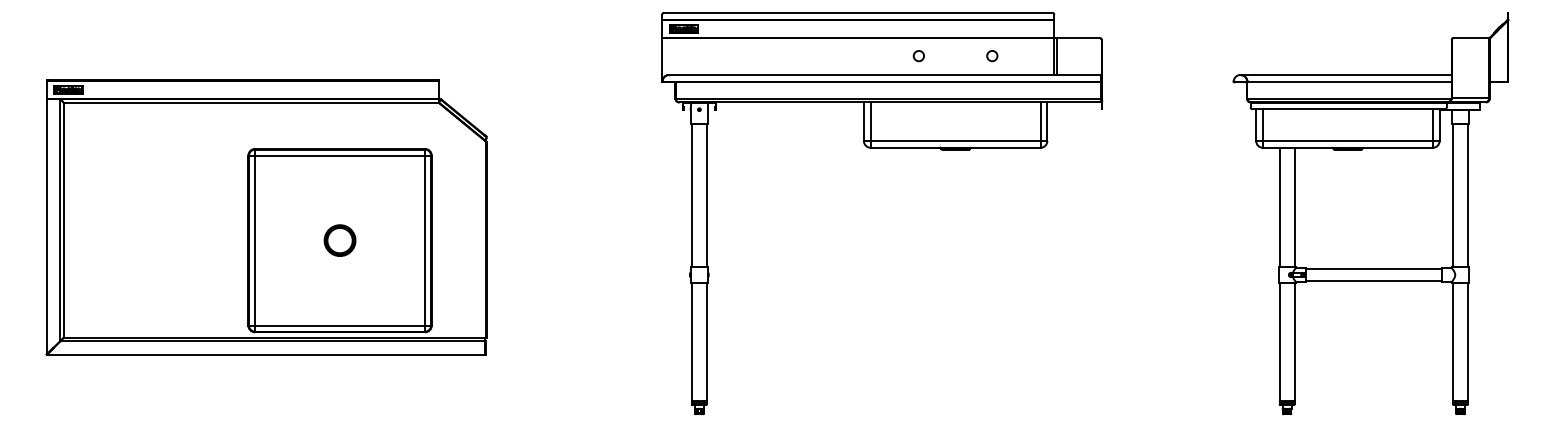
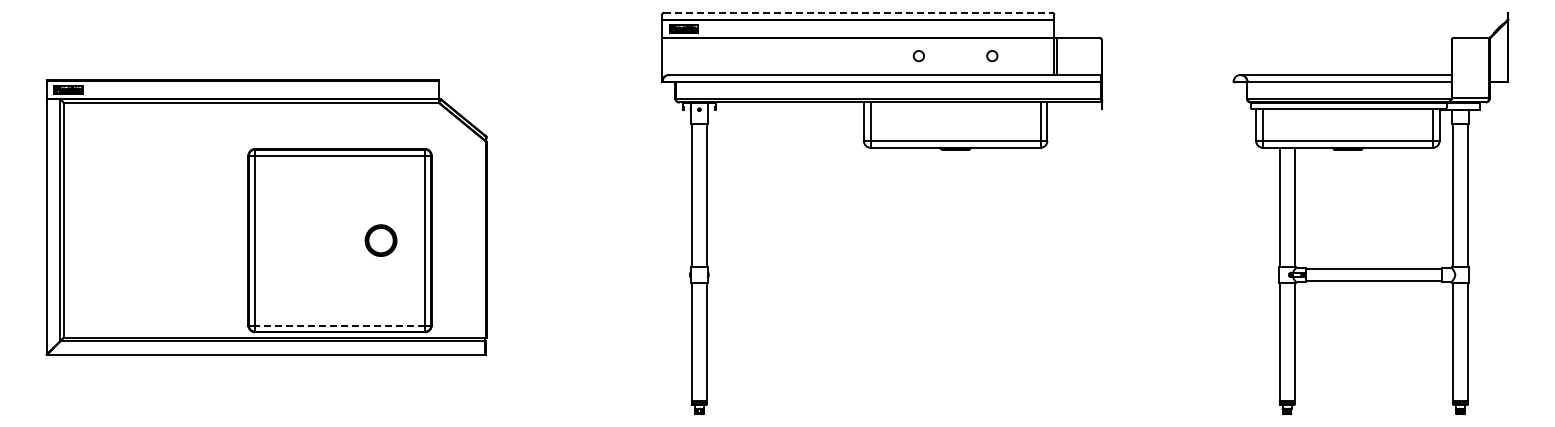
line: solid -> dashed (858, 12)
part position: (339, 240) -> (380, 240) (380, 240)
line: solid -> dashed (340, 325)
